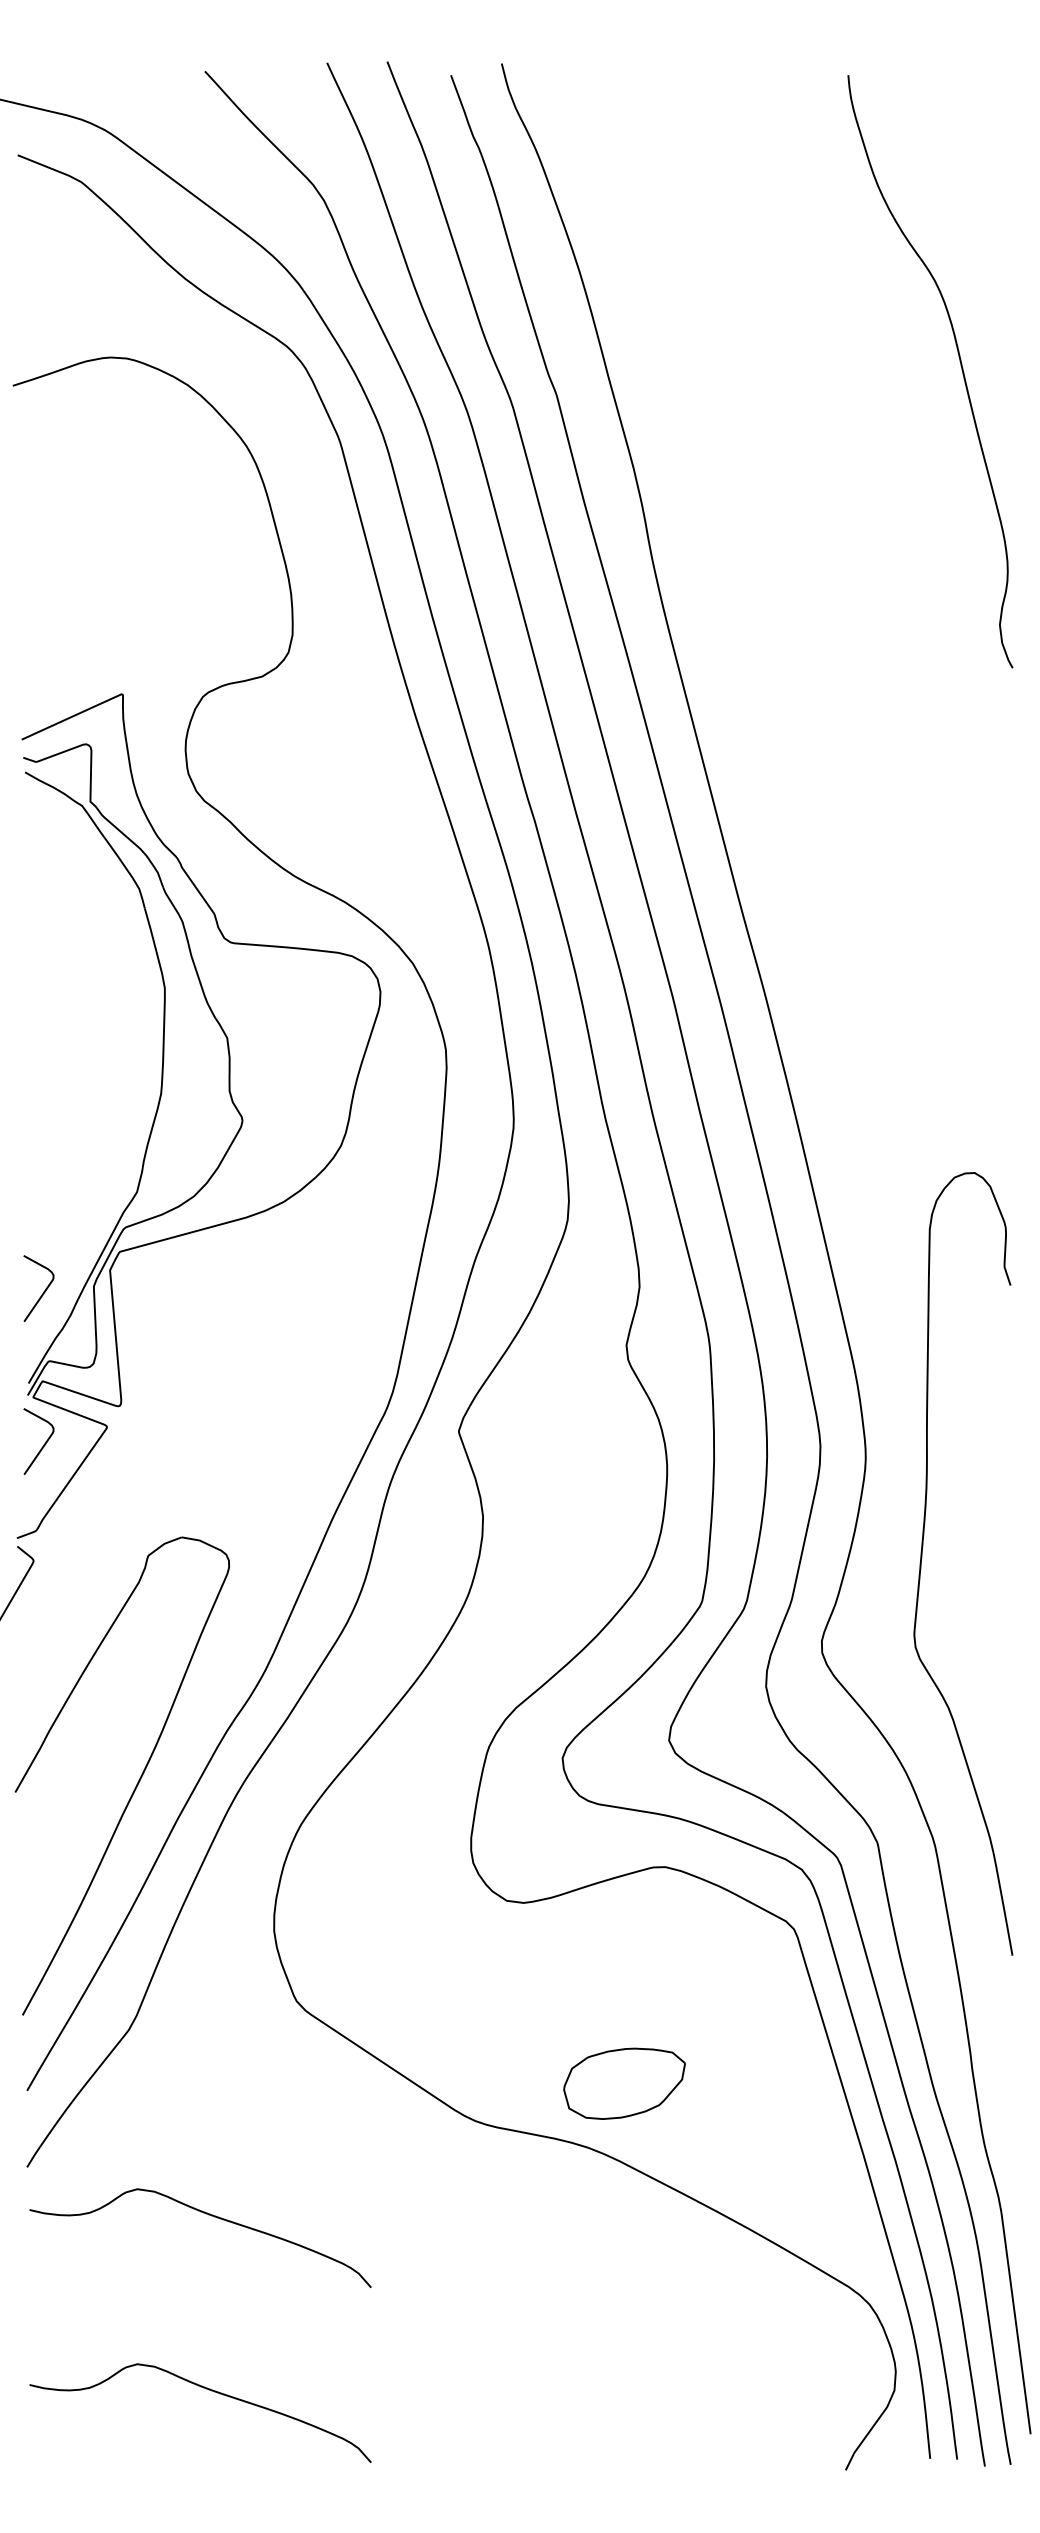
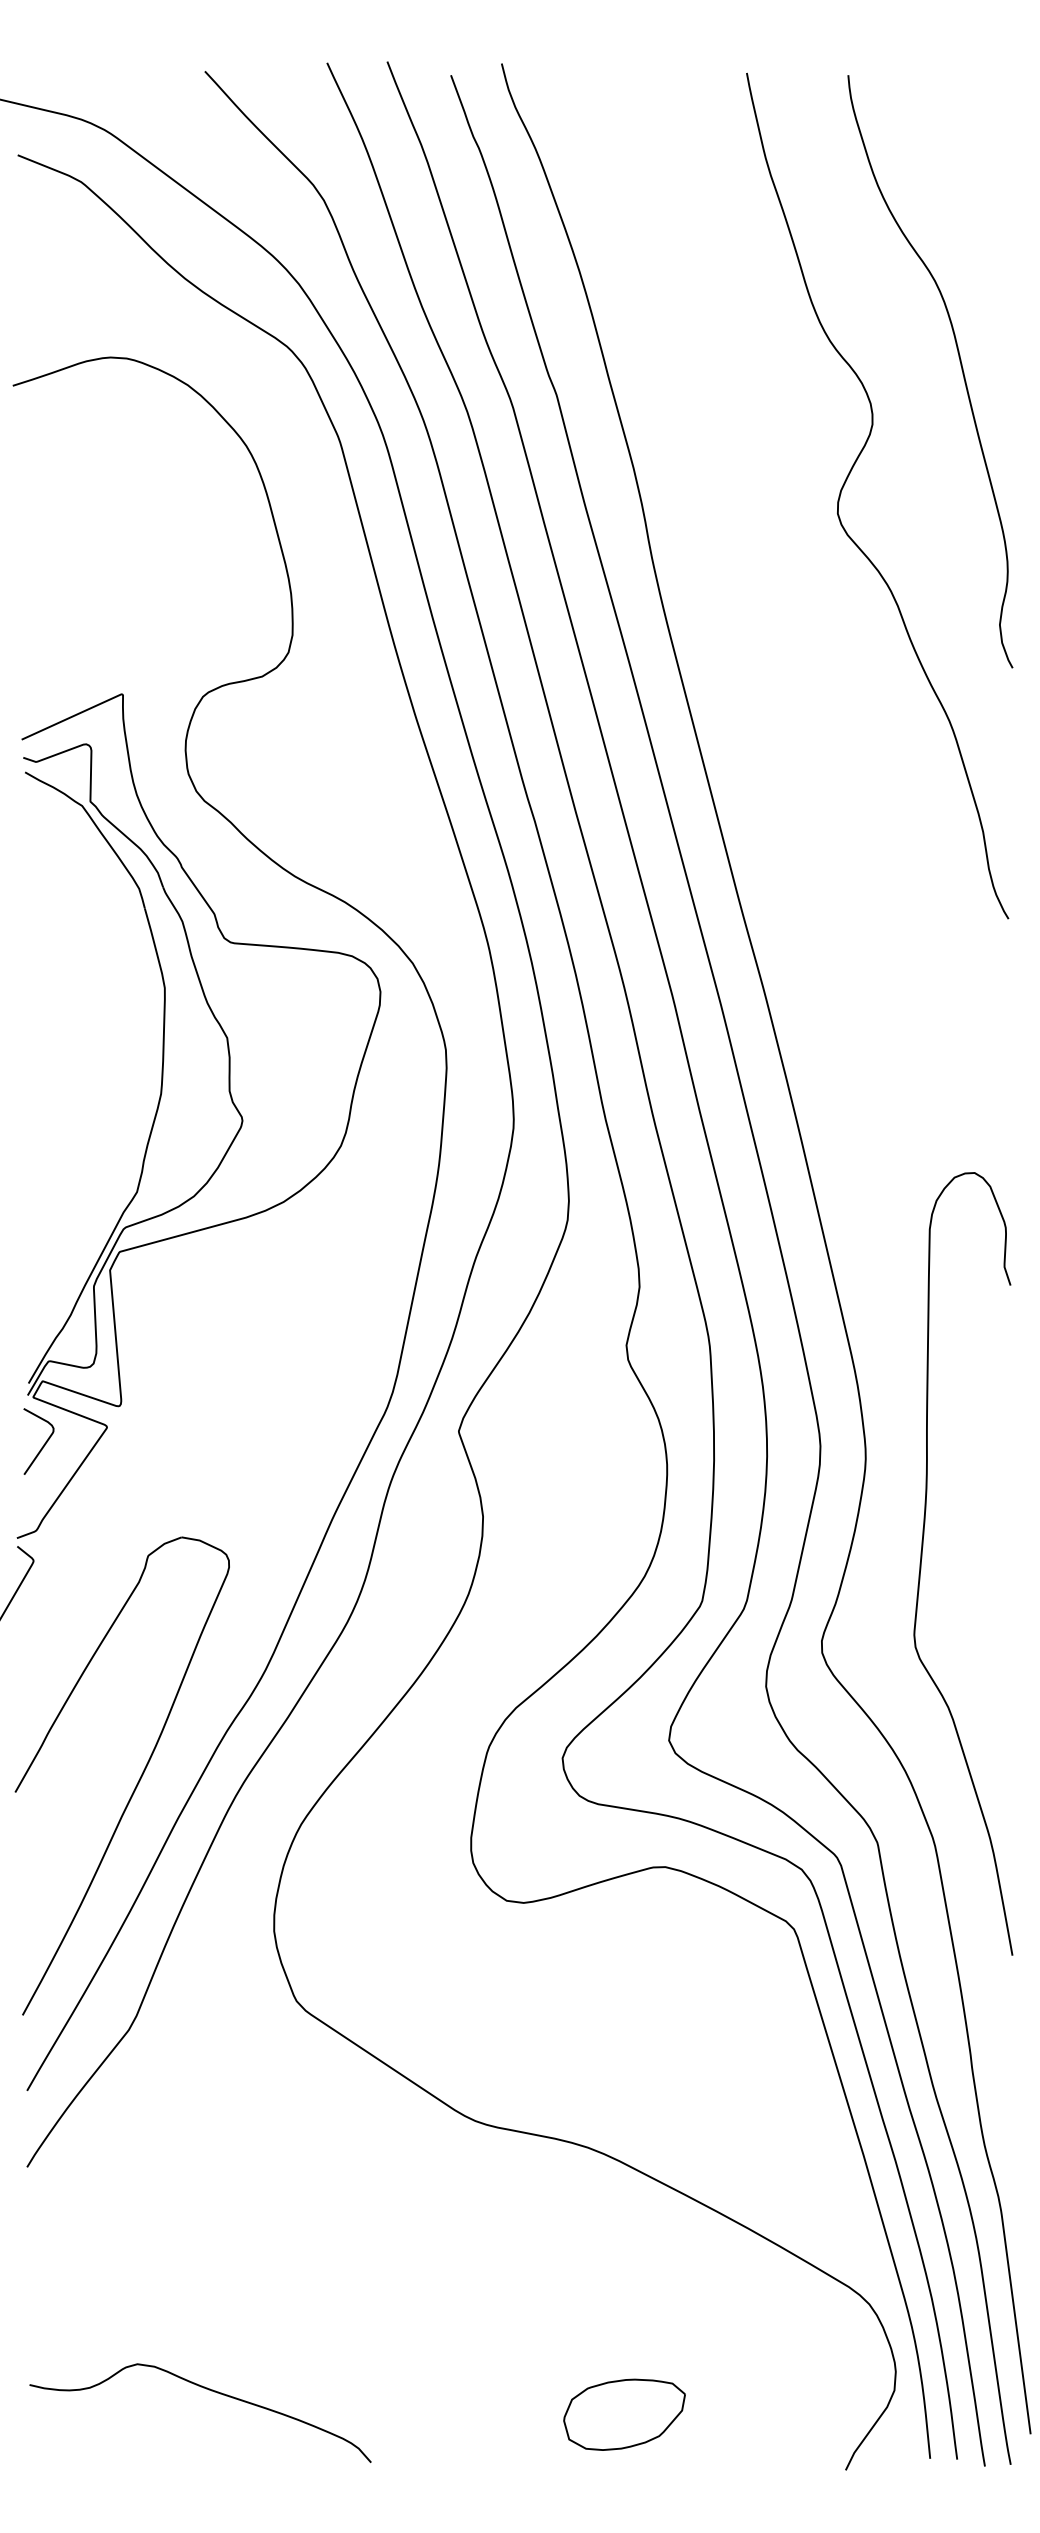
curve: none -> present (845, 484)
curve: present -> none (43, 1291)
part position: (624, 2083) -> (624, 2414) (624, 2414)
curve: present -> none (208, 2215)
